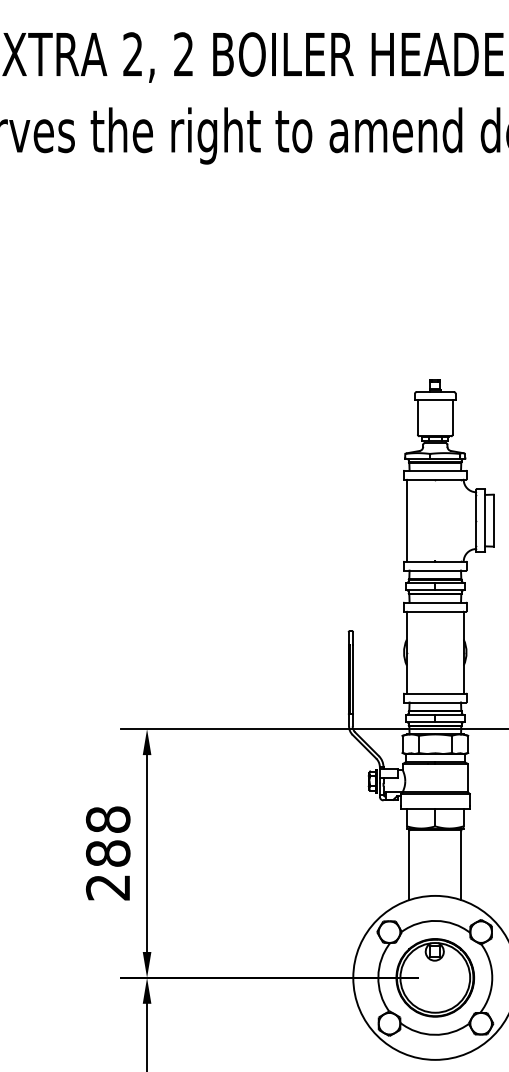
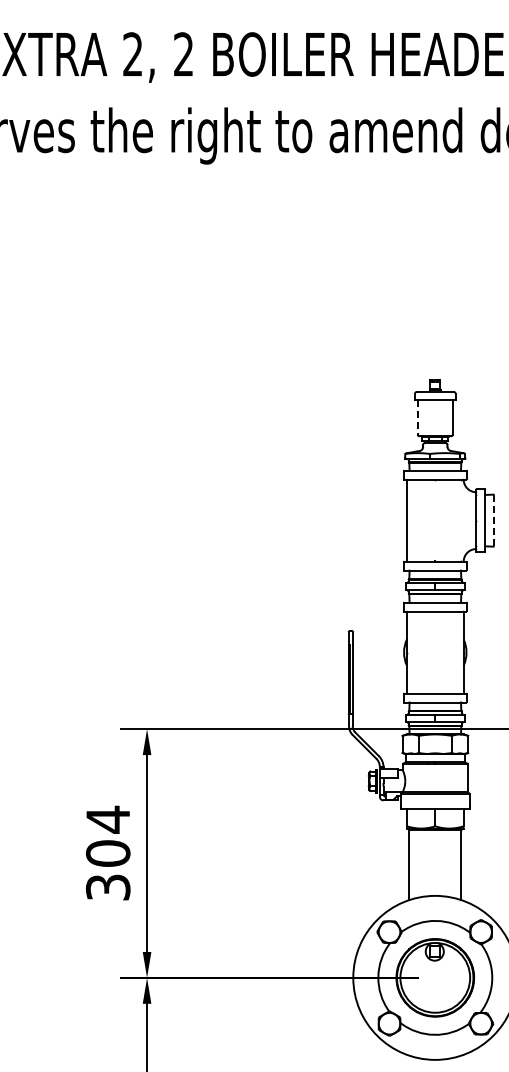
line: solid -> dashed (417, 418)
line: solid -> dashed (493, 520)
text: 288 -> 304 (107, 852)
